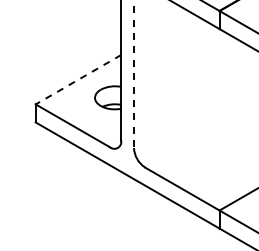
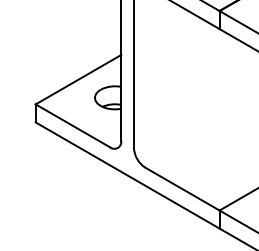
line: dashed -> solid (133, 74)
line: dashed -> solid (78, 79)
